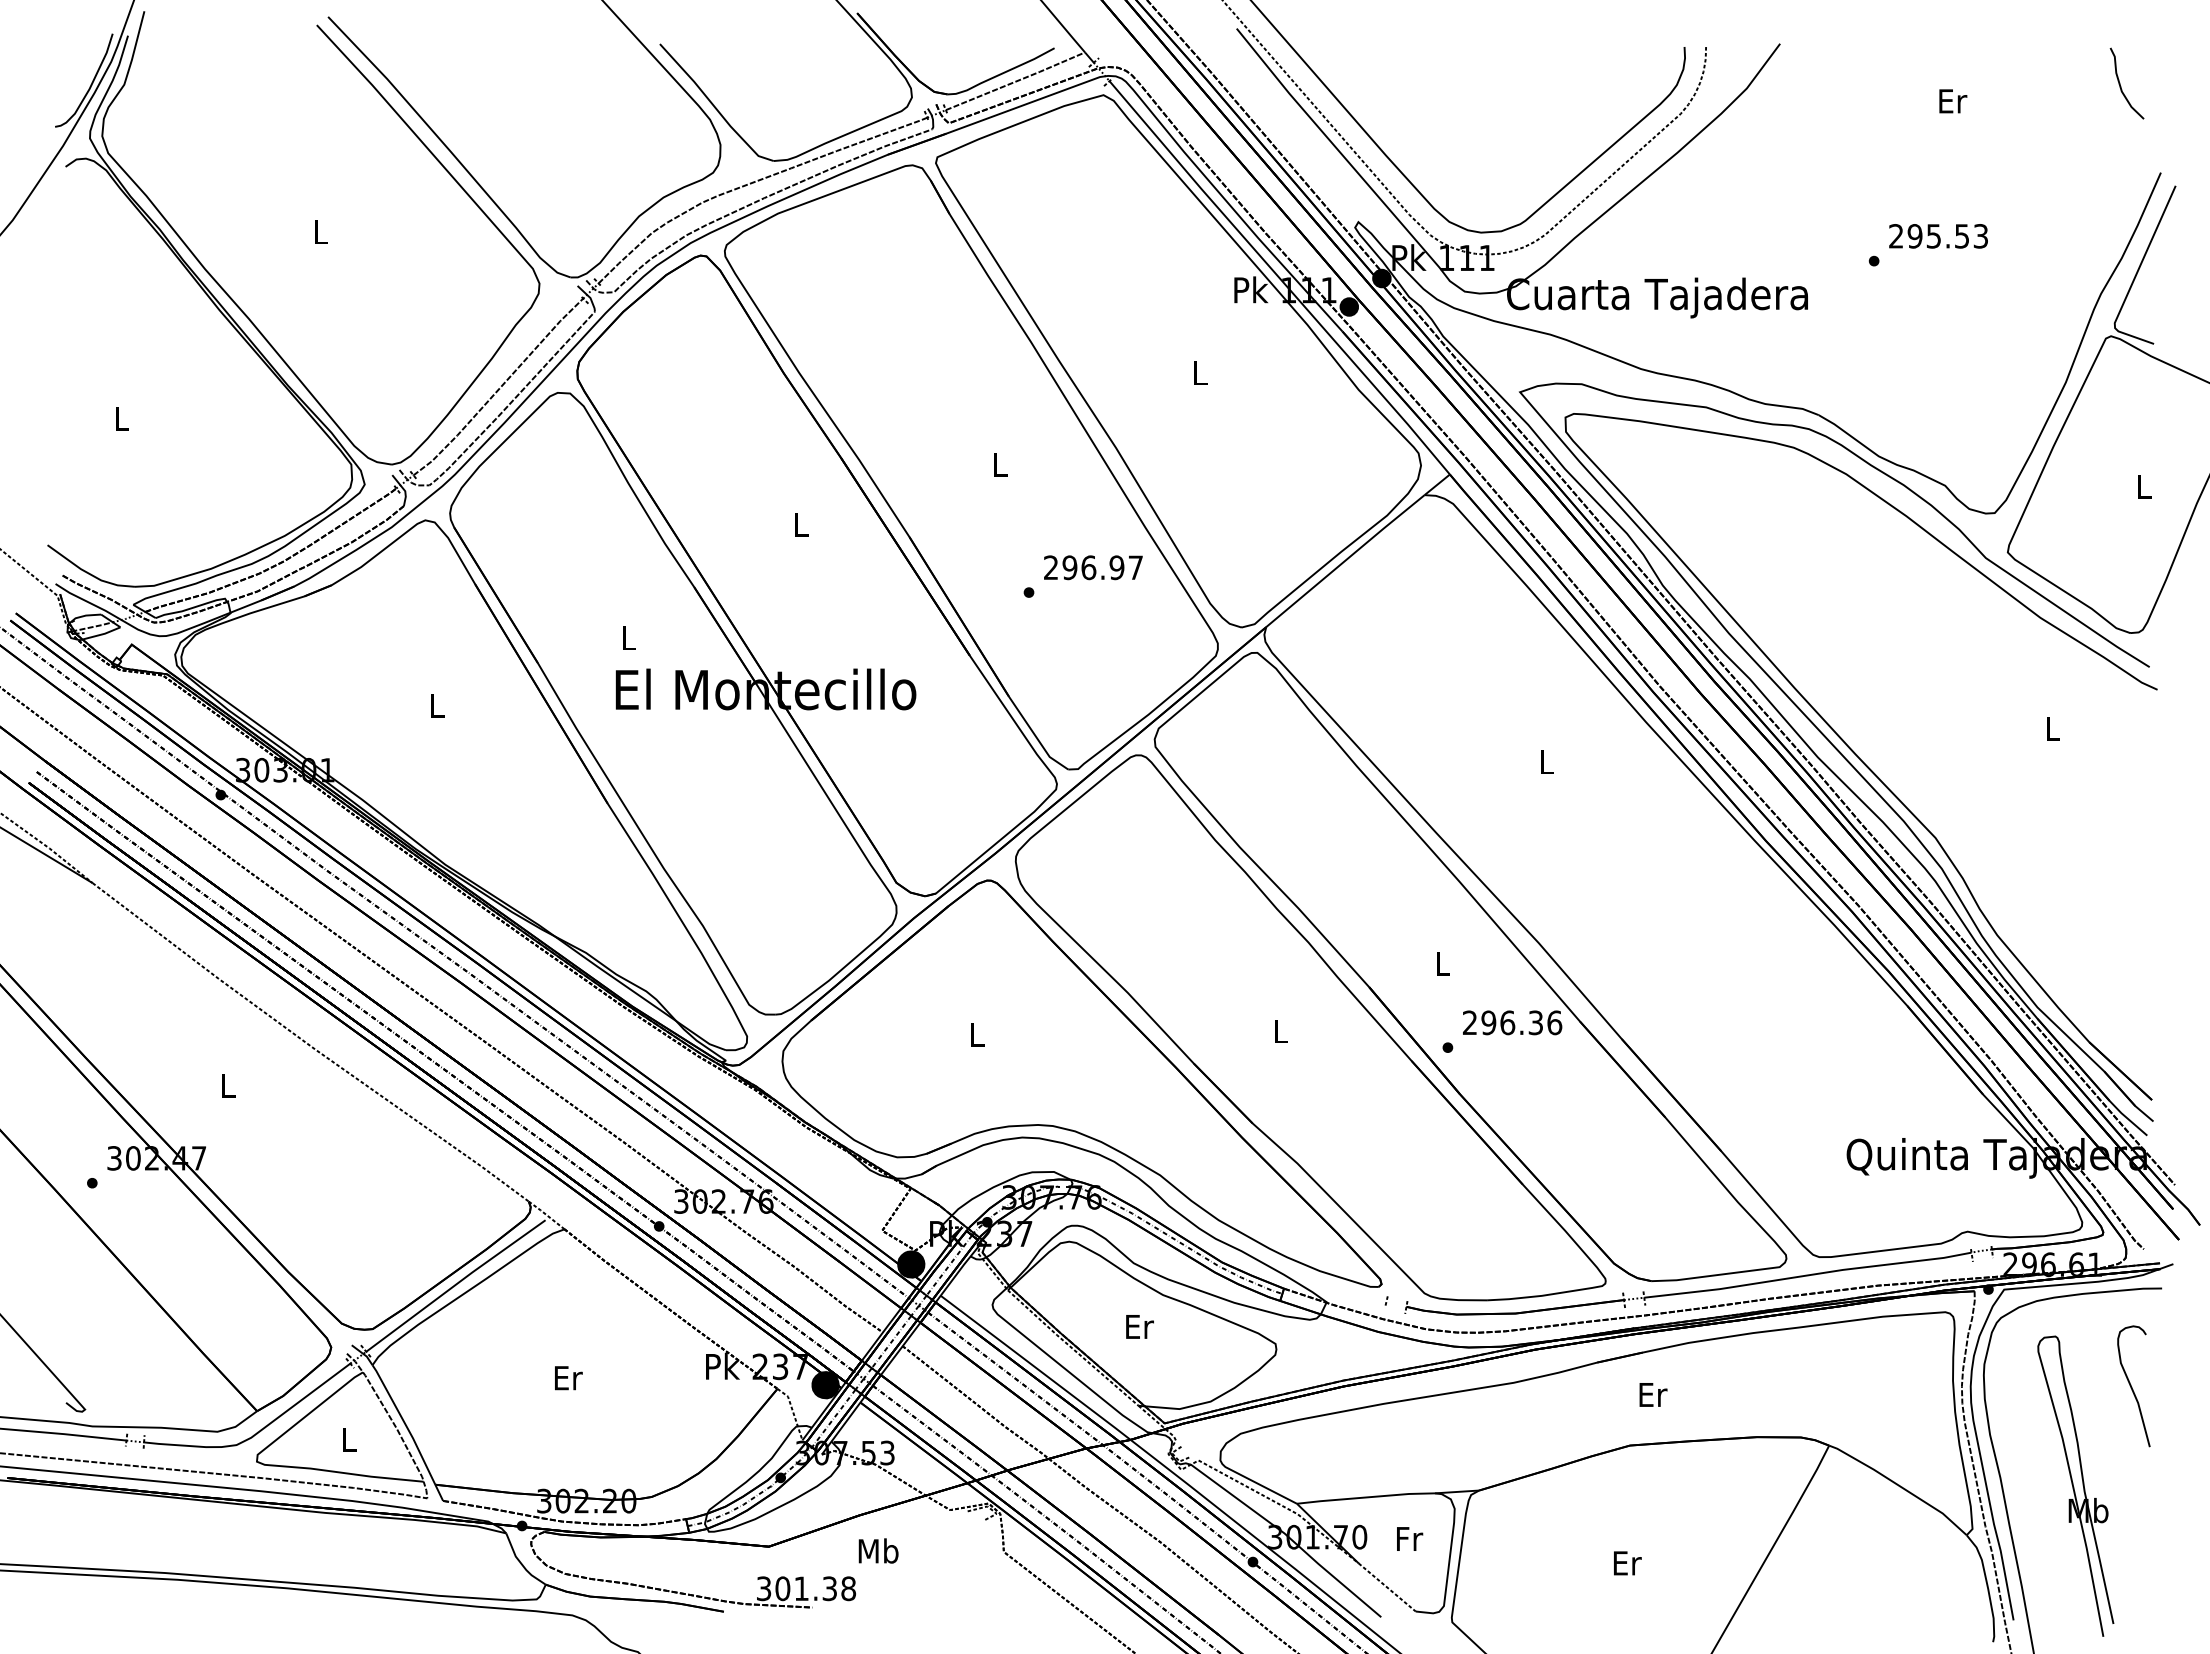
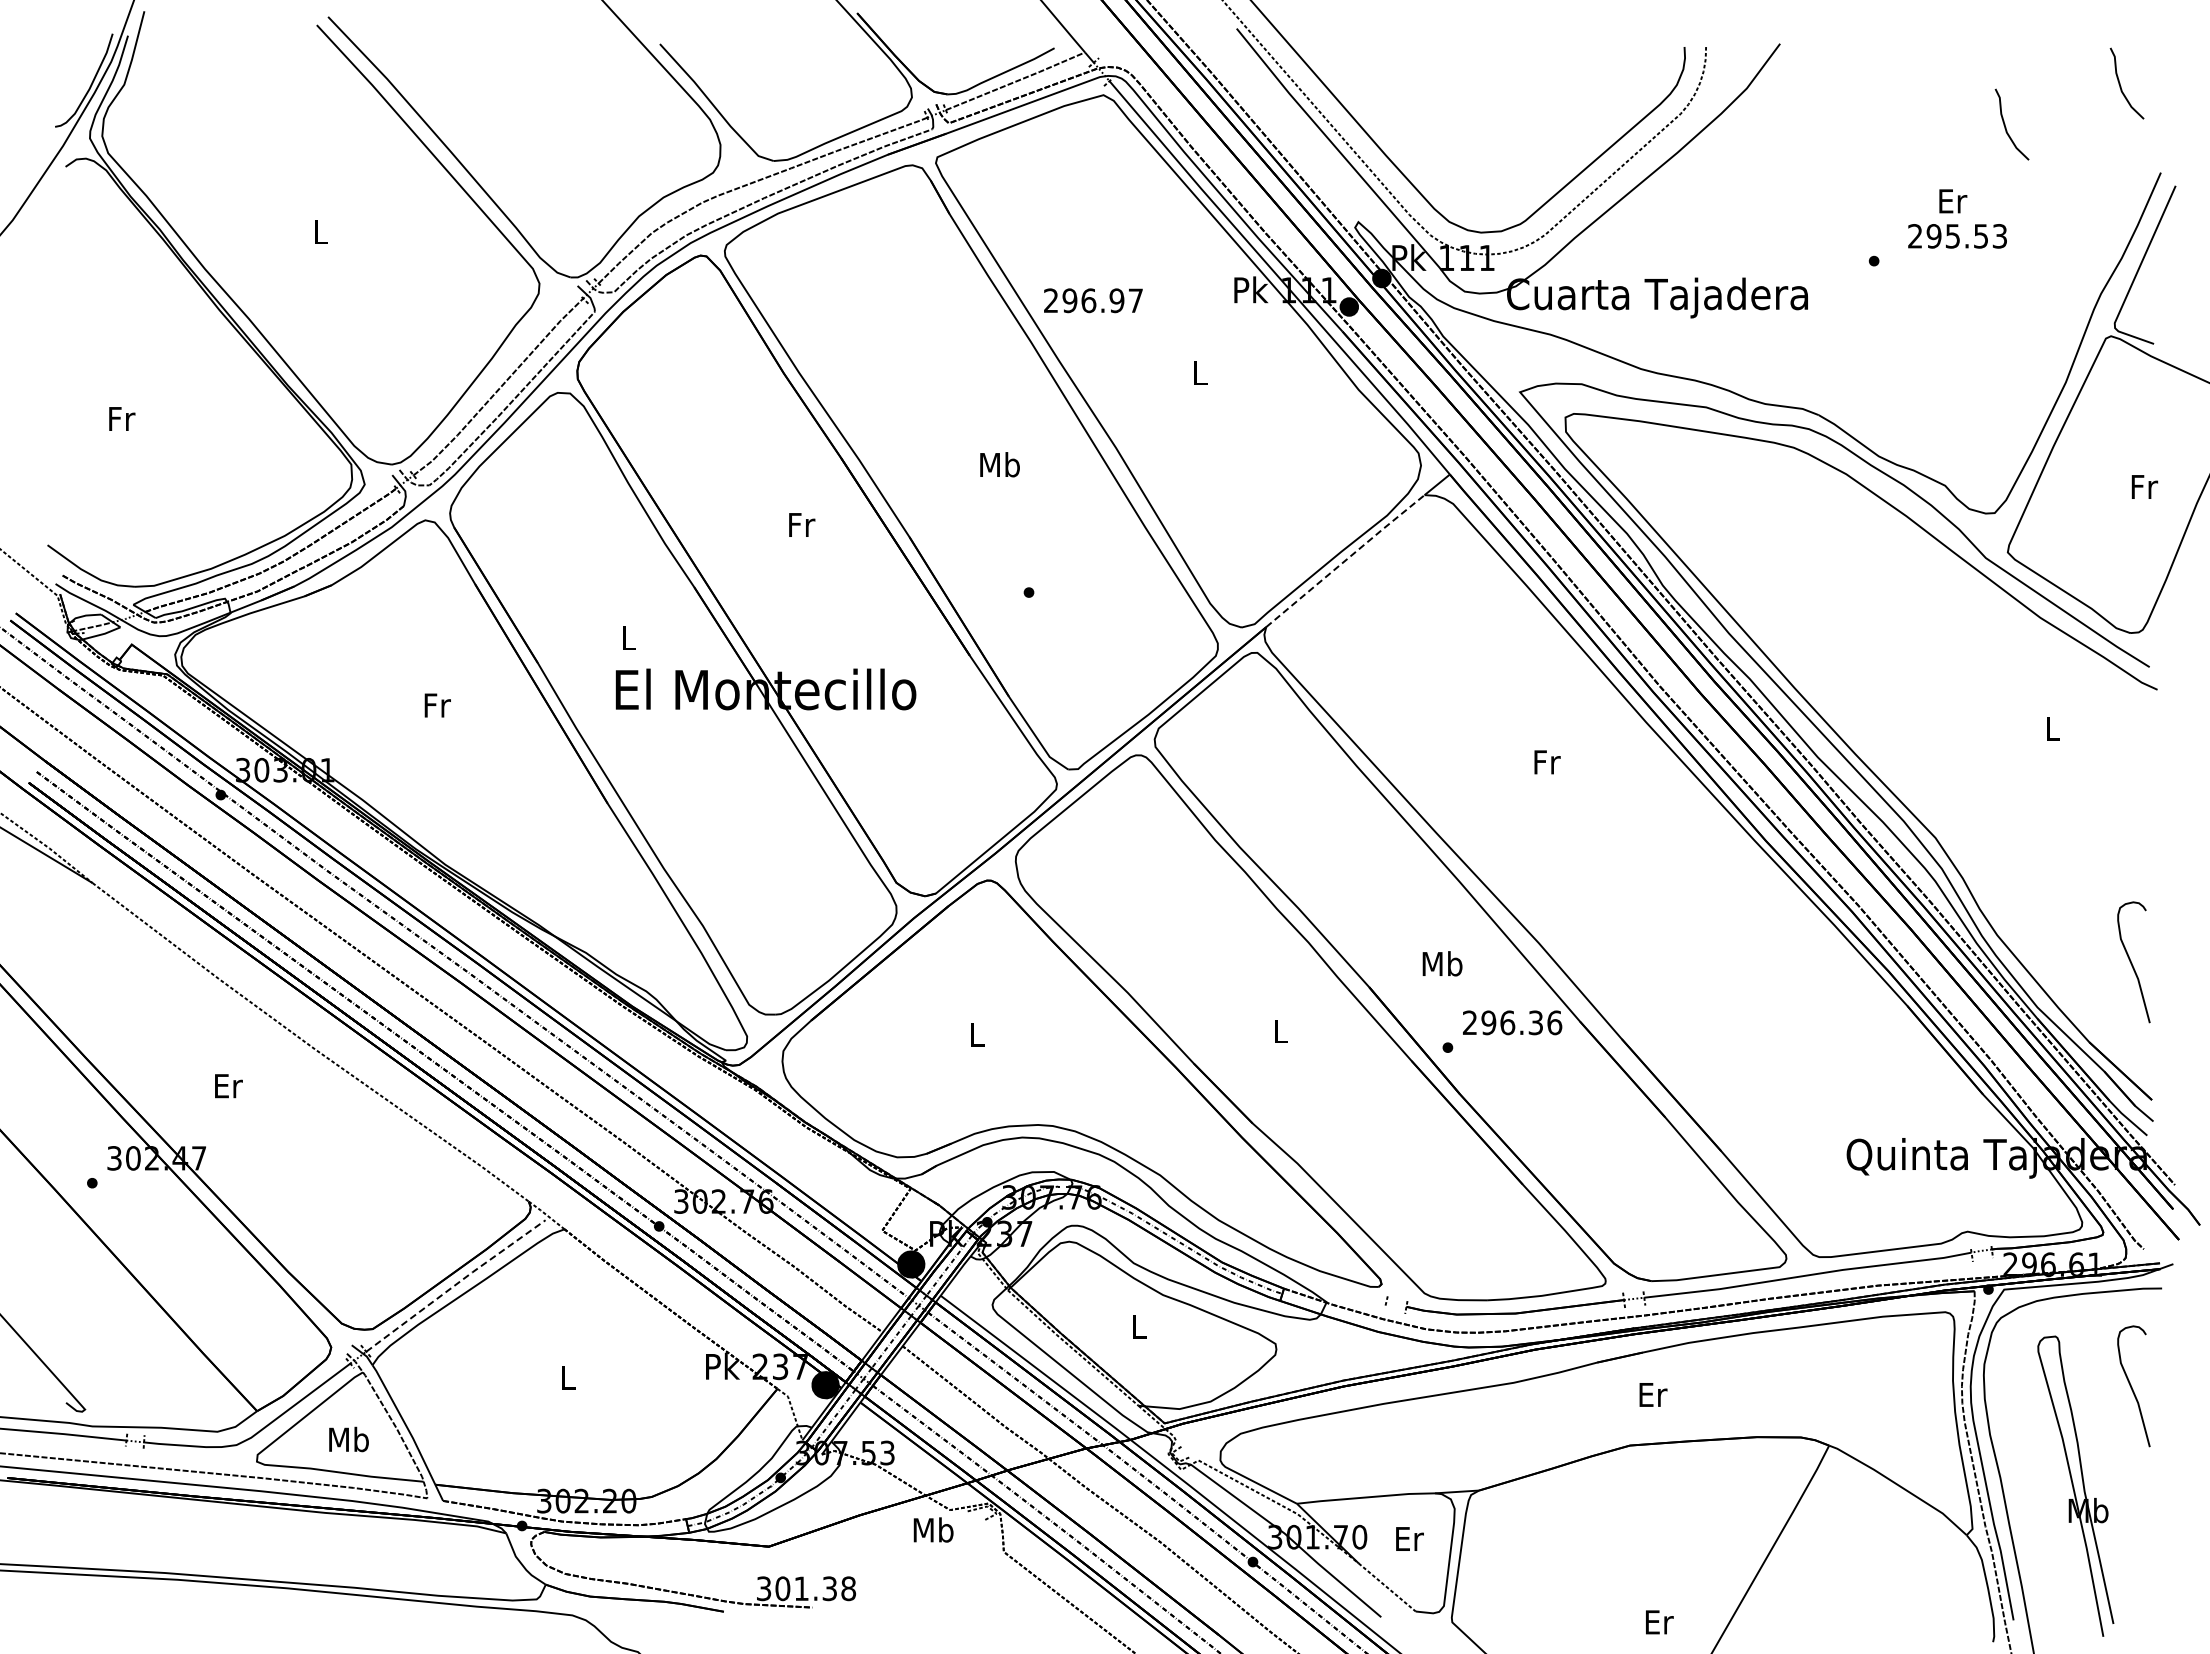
text position: (1953, 101) -> (1953, 201) (1953, 201)
curve: none -> present (2006, 127)
text position: (1938, 236) -> (1957, 236) (1957, 236)
text: L -> Fr (122, 418)
text: L -> Mb (999, 464)
text: L -> Fr (2144, 486)
text: L -> Fr (802, 524)
line: solid -> dashed (1345, 560)
text position: (1093, 567) -> (1093, 300) (1093, 300)
text: L -> Fr (437, 705)
text: L -> Fr (1547, 762)
text: L -> Mb (1442, 963)
curve: none -> present (2132, 963)
text: L -> Er (228, 1086)
line: solid -> dashed (455, 1284)
text: Er -> L (1139, 1326)
text: Er -> L (568, 1378)
text: L -> Mb (348, 1439)
text: Fr -> Er (1409, 1538)
text position: (878, 1550) -> (933, 1529) (933, 1529)
text position: (1627, 1563) -> (1659, 1622) (1659, 1622)
